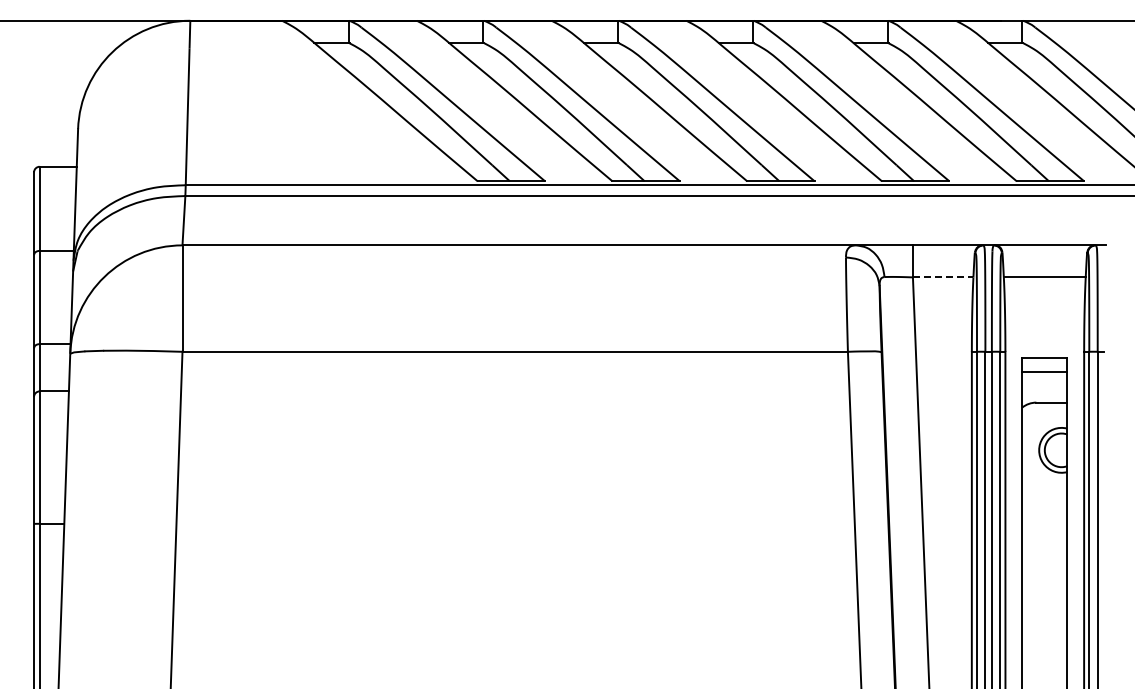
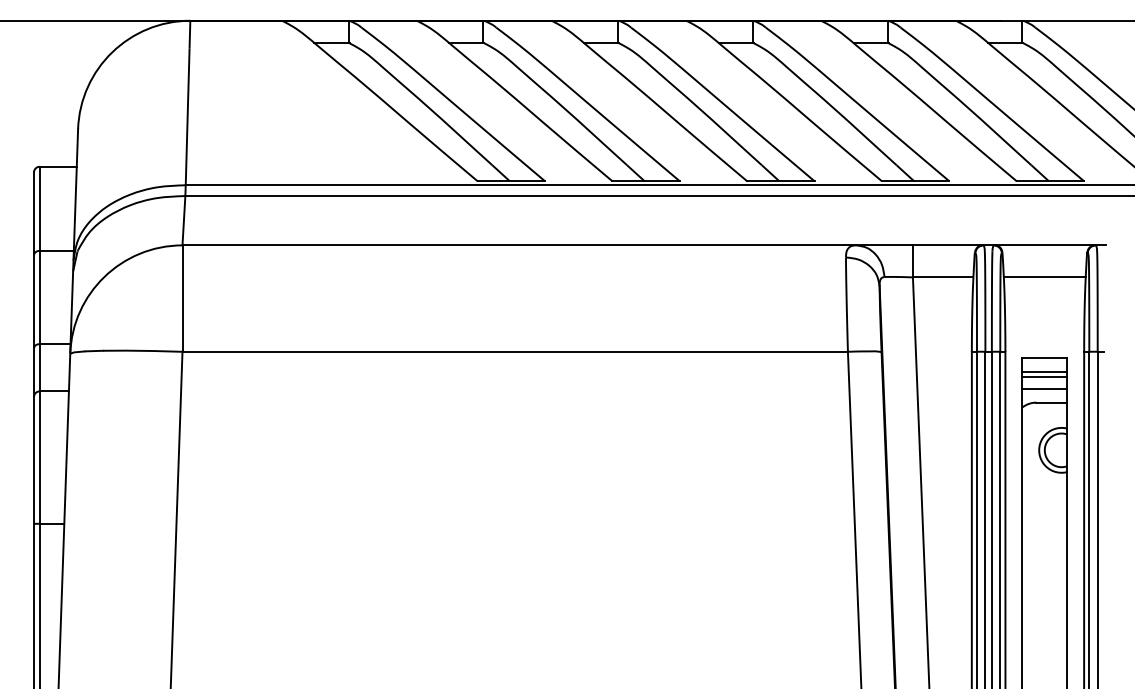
line: dashed -> solid (943, 277)
line: none -> present (1044, 377)
line: none -> present (1044, 388)
